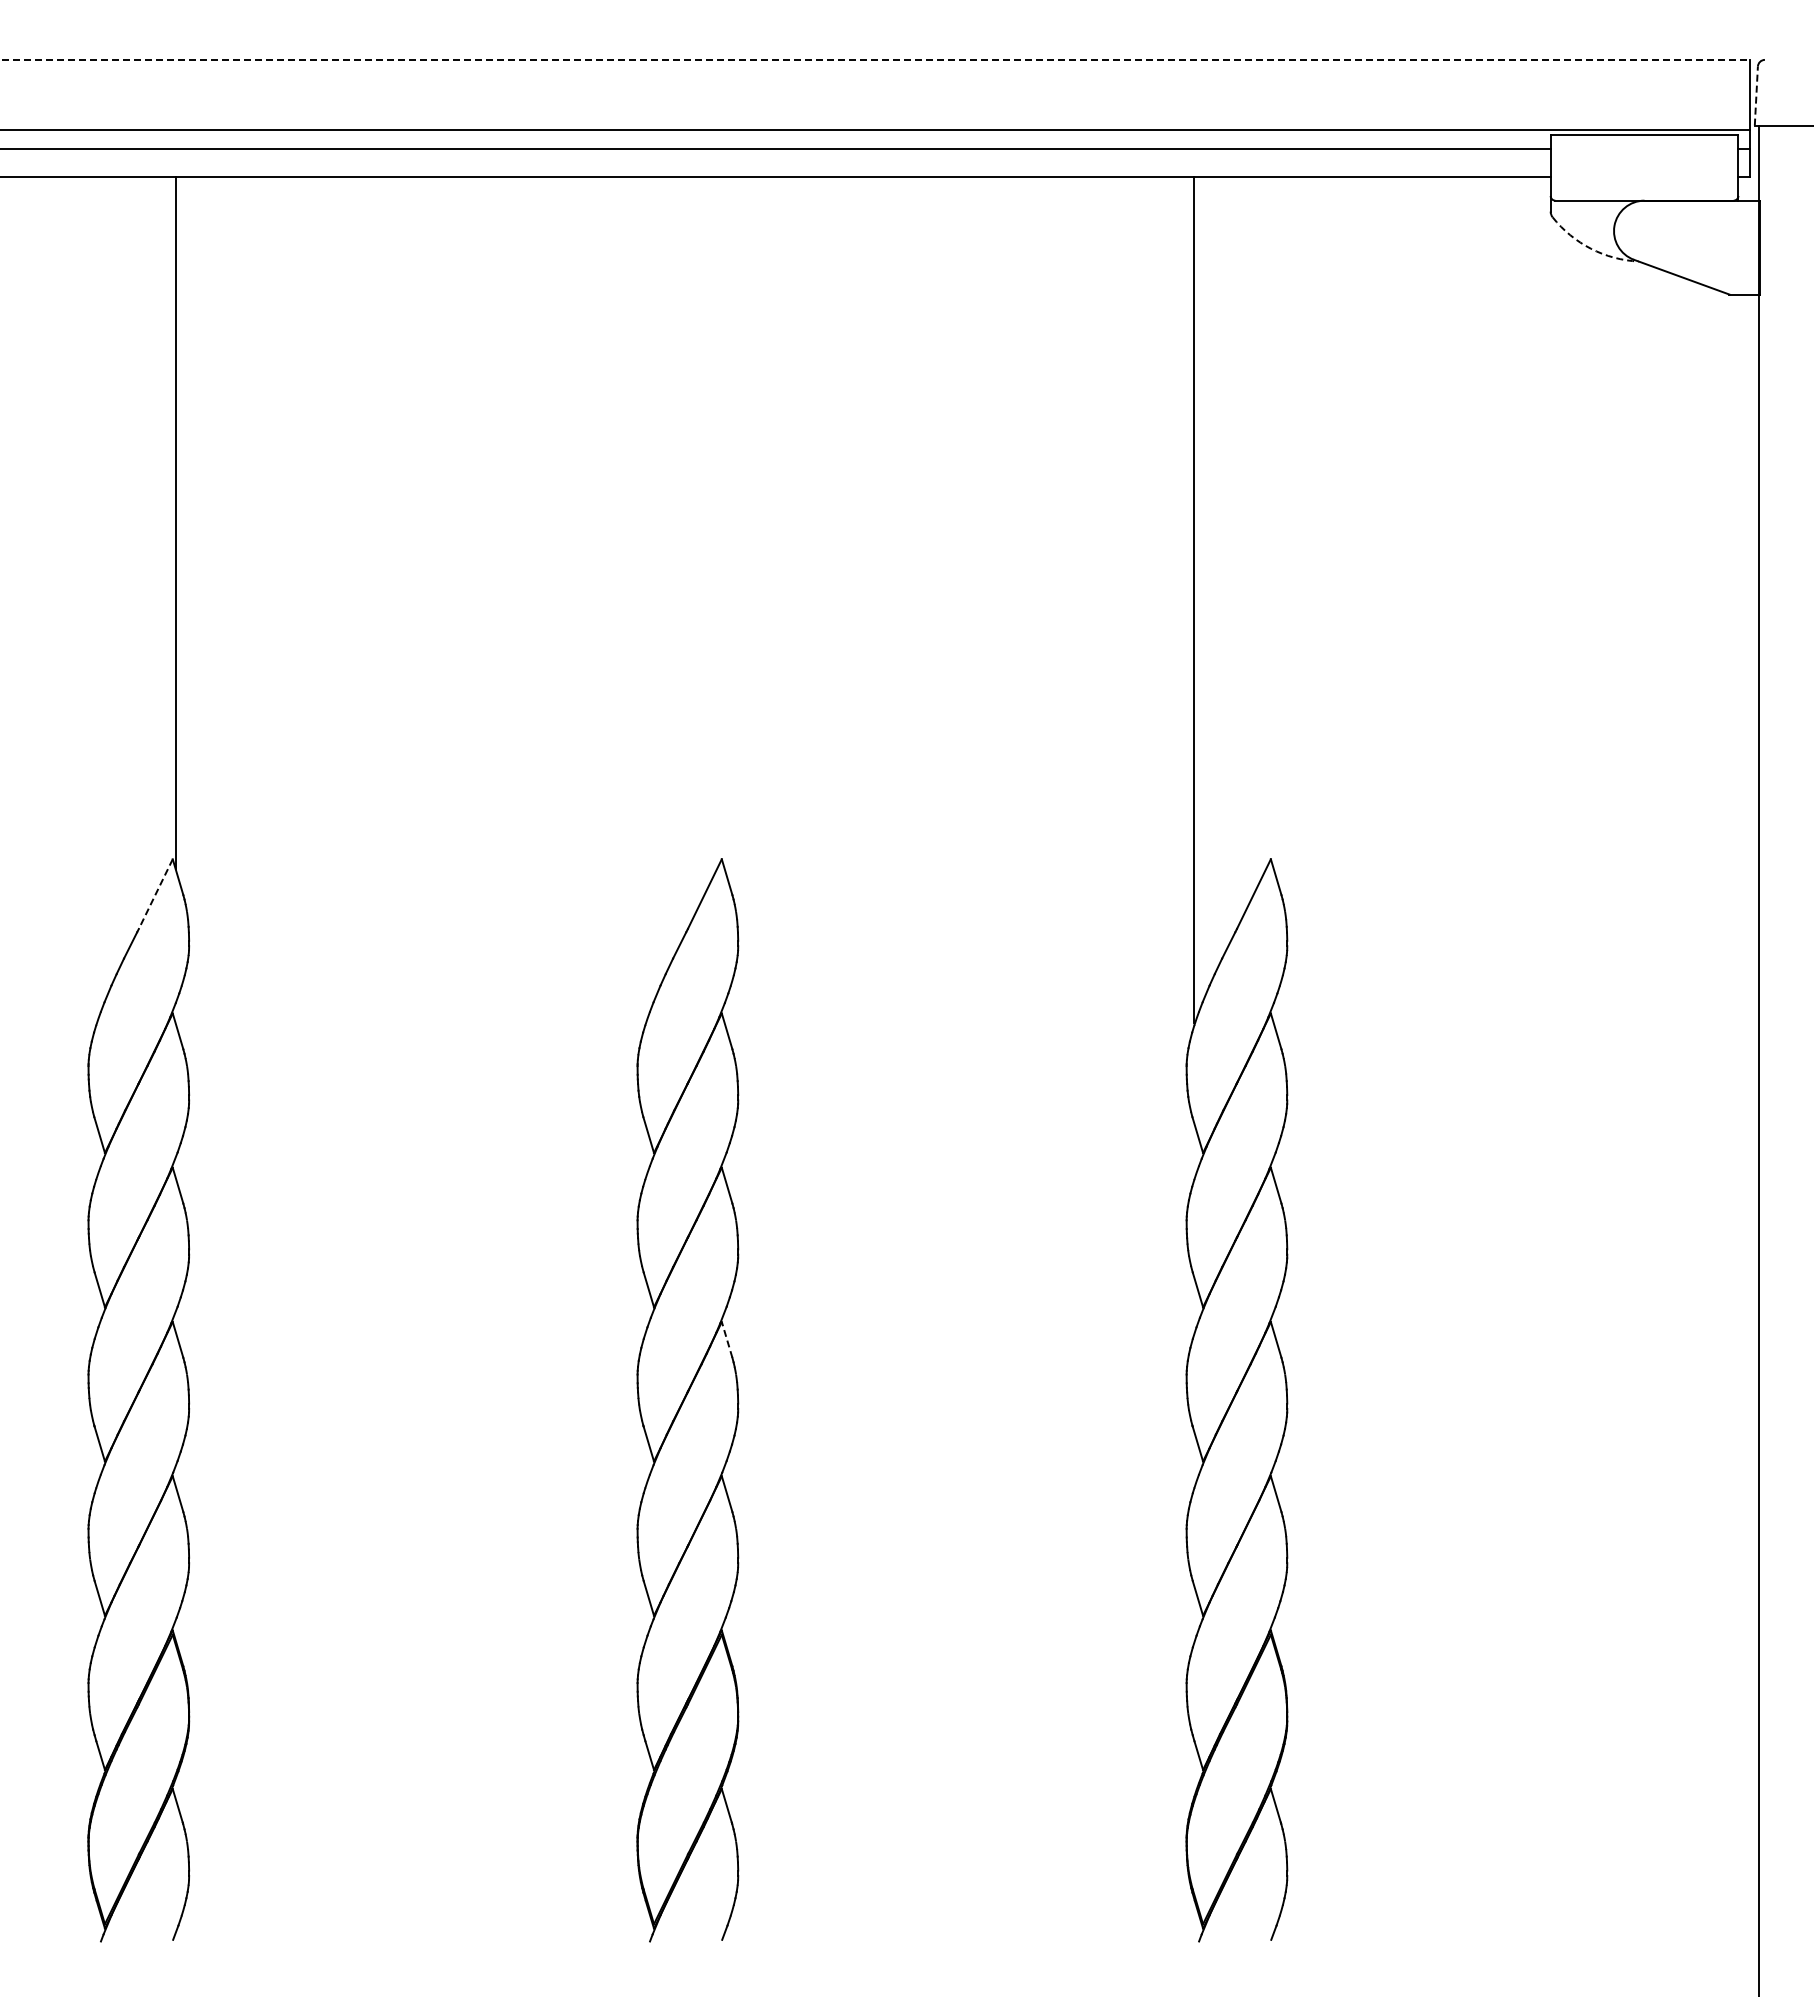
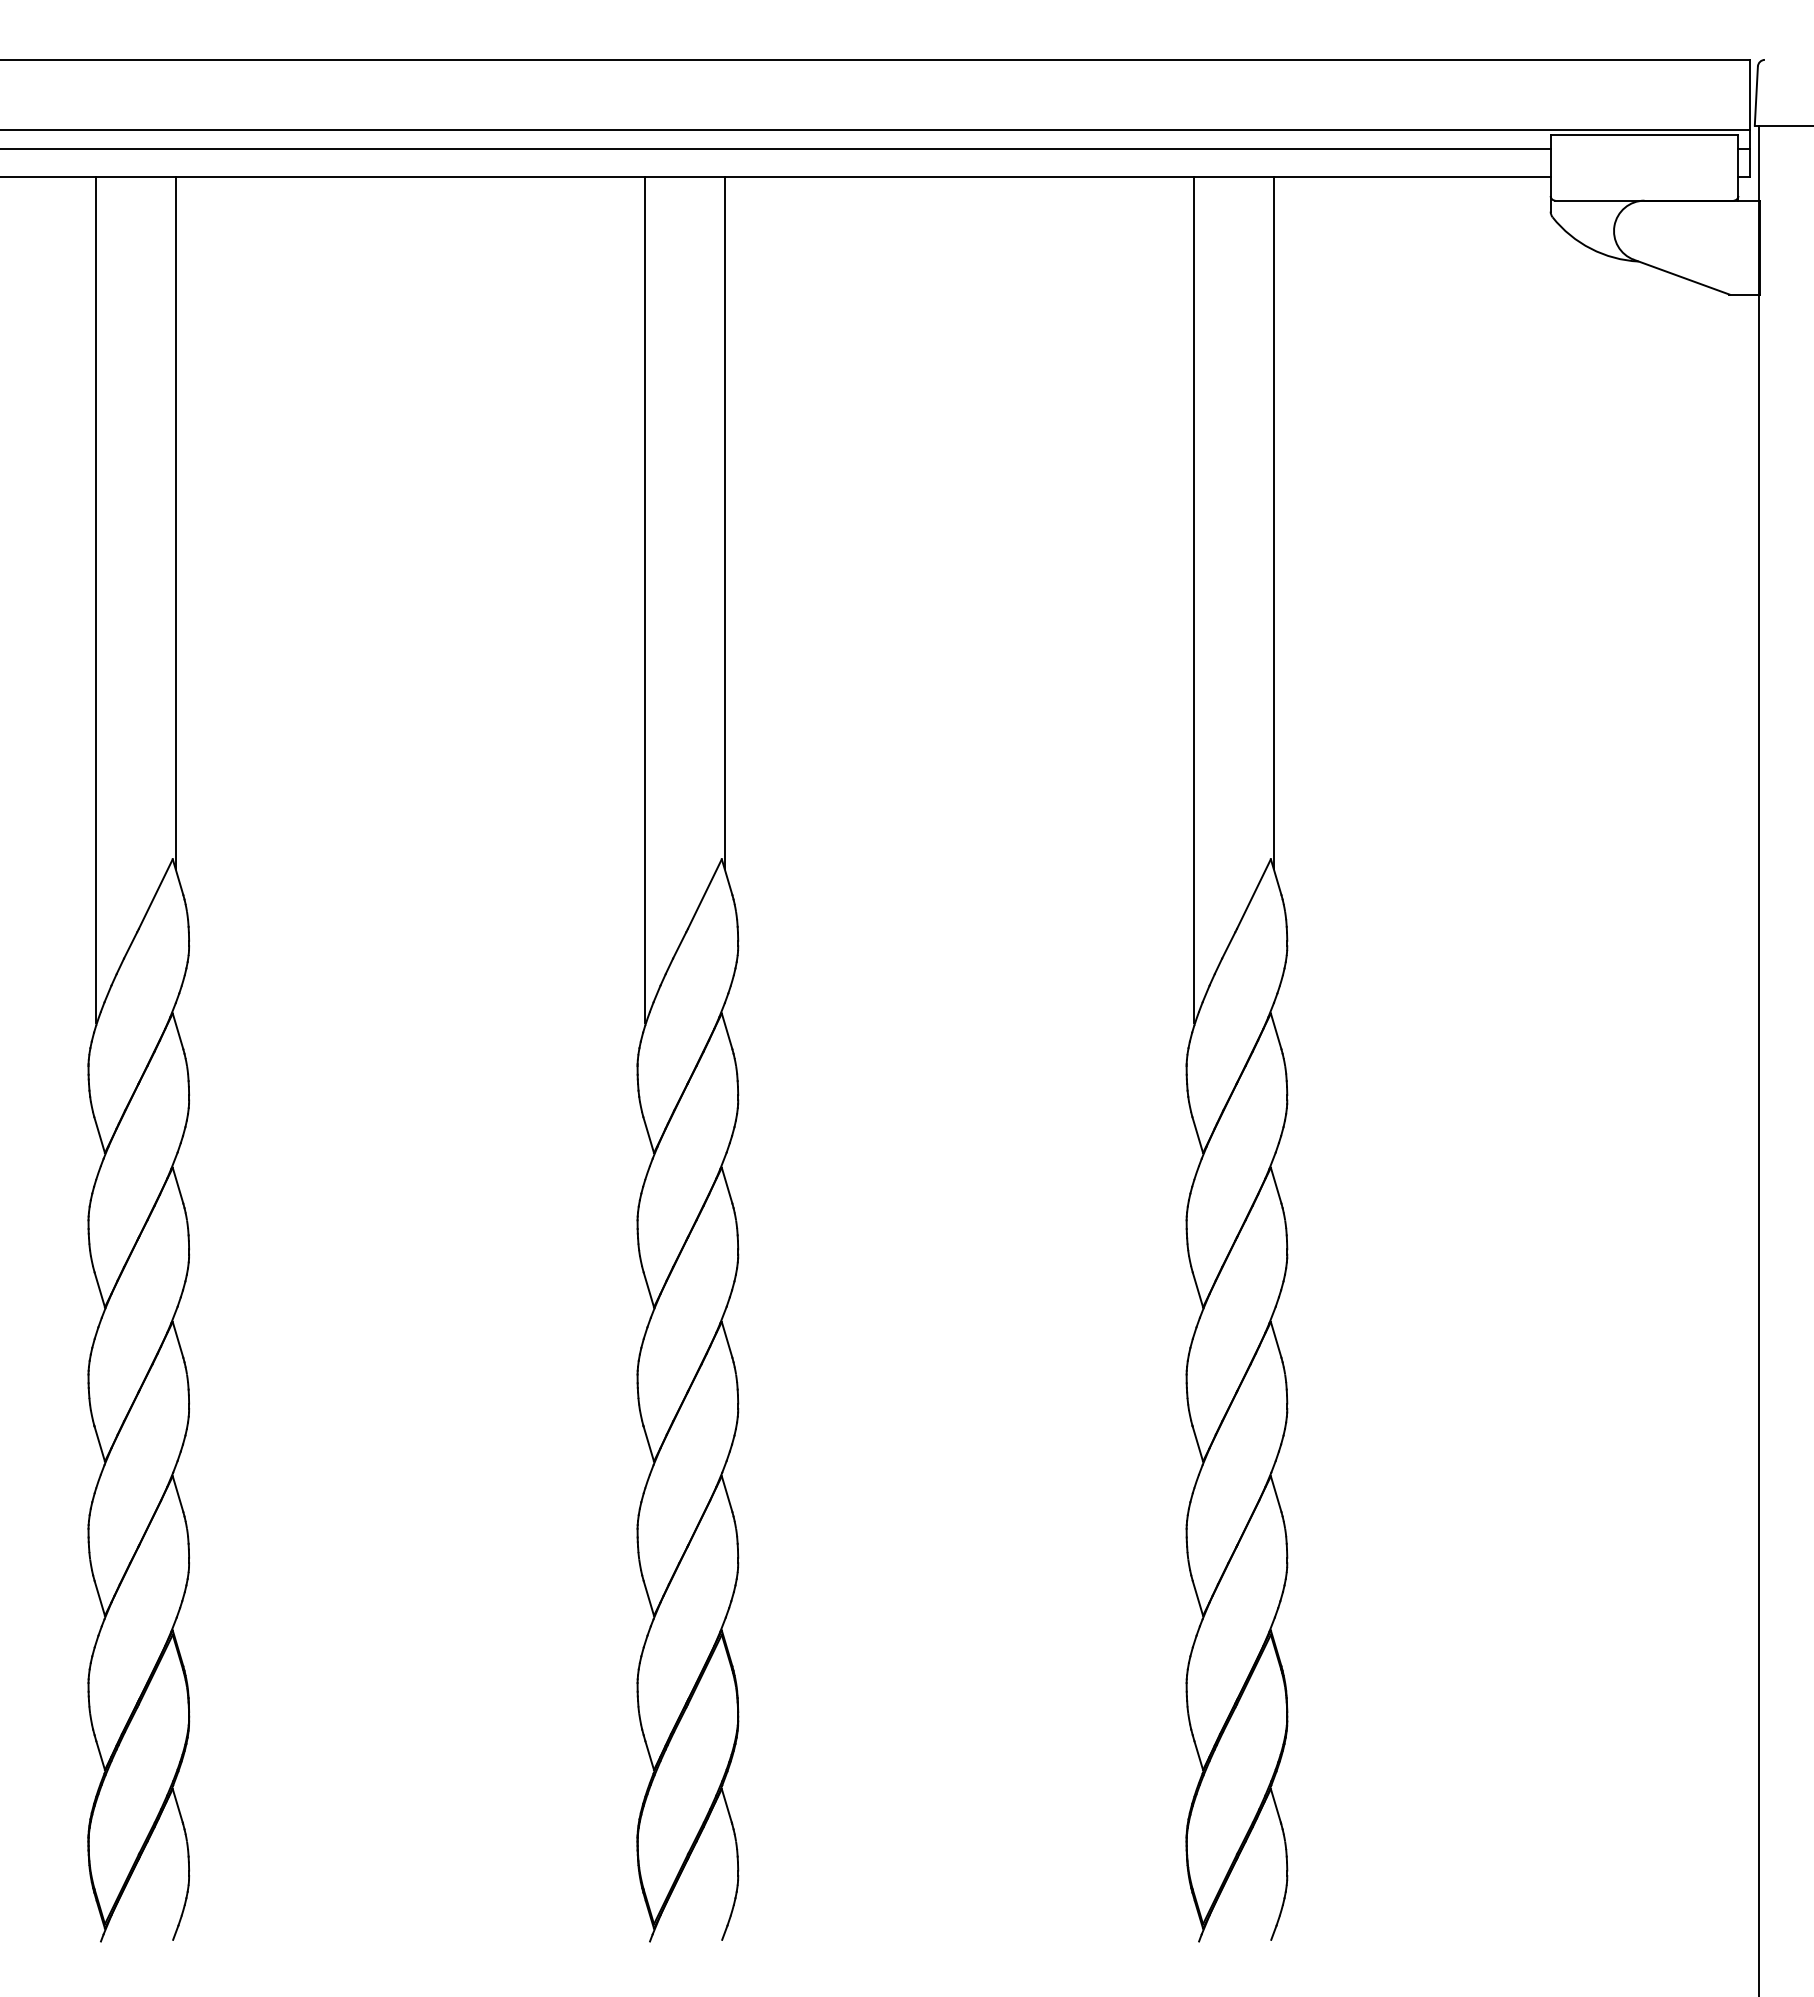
line: dashed -> solid (875, 59)
line: dashed -> solid (1756, 96)
arc: dashed -> solid (1590, 248)
line: none -> present (724, 522)
line: none -> present (1273, 522)
line: none -> present (95, 600)
line: none -> present (644, 600)
line: dashed -> solid (155, 894)
line: dashed -> solid (727, 1339)
